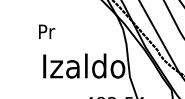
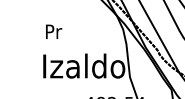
text position: (47, 31) -> (54, 31) (54, 31)
